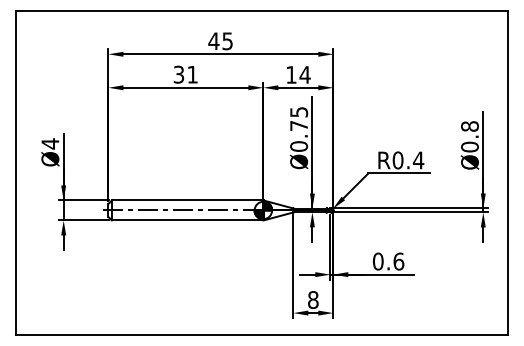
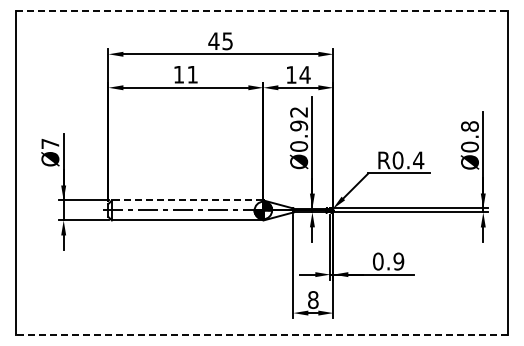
line: solid -> dashed (262, 10)
text: 31 -> 11 (178, 74)
text: Ø0.75 -> Ø0.92 (299, 119)
text: Ø4 -> Ø7 (50, 143)
line: solid -> dashed (187, 200)
text: 0.6 -> 0.9 (398, 261)
line: solid -> dashed (261, 335)
